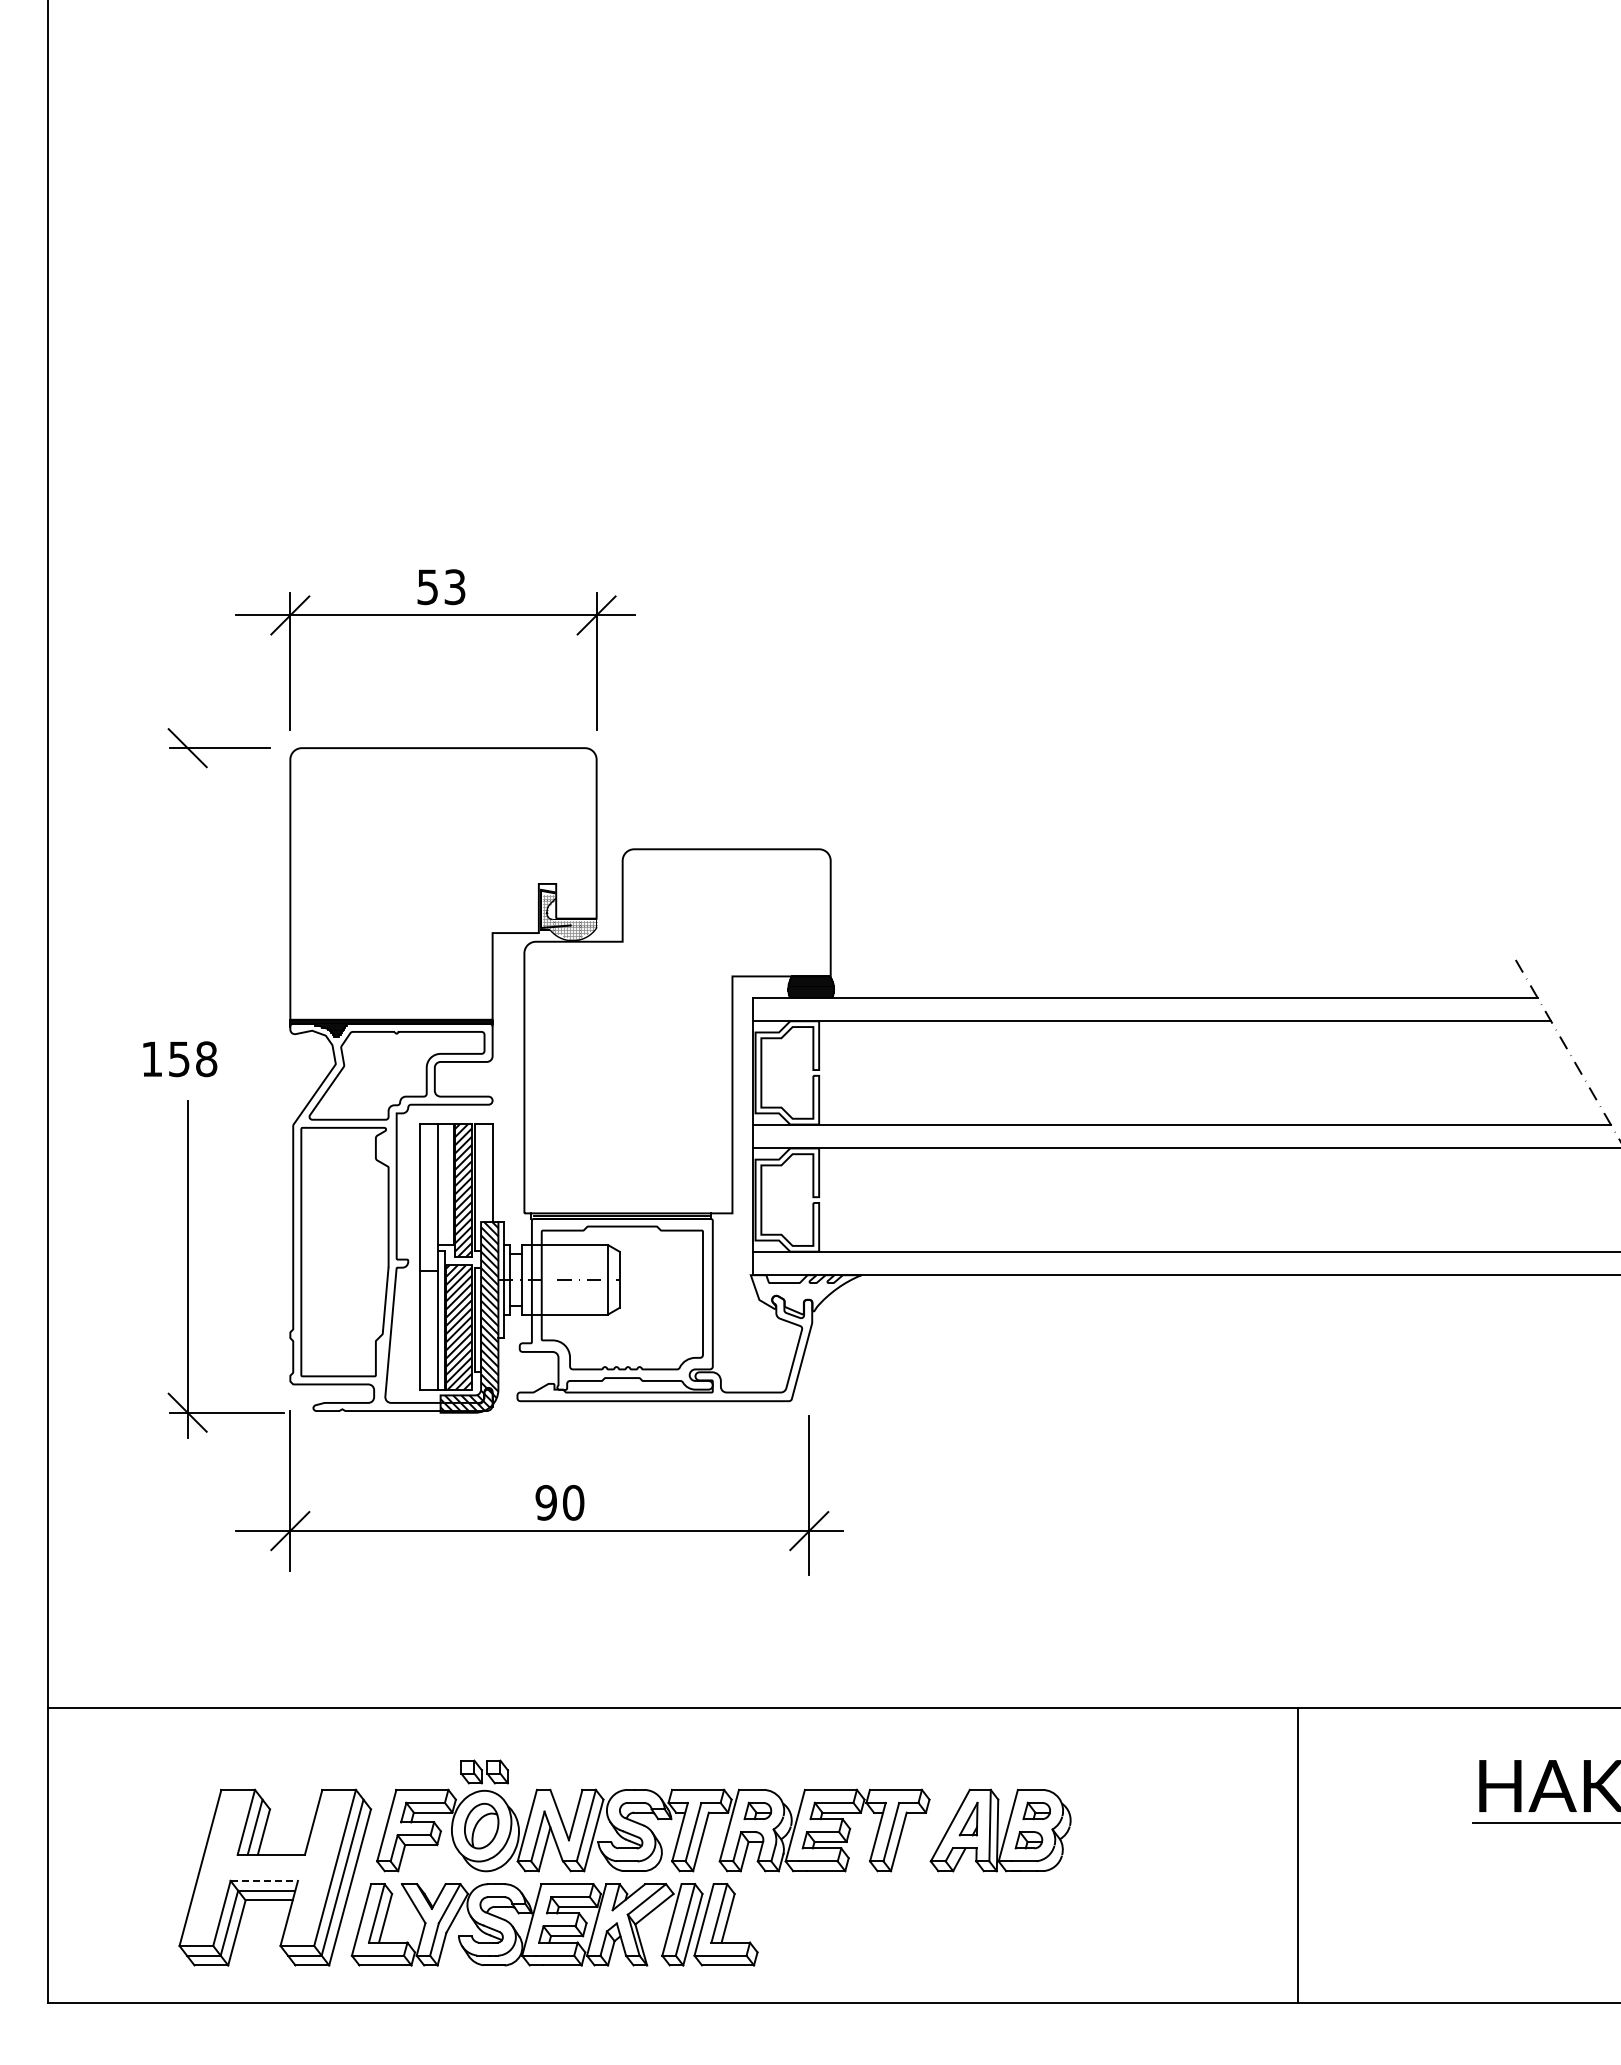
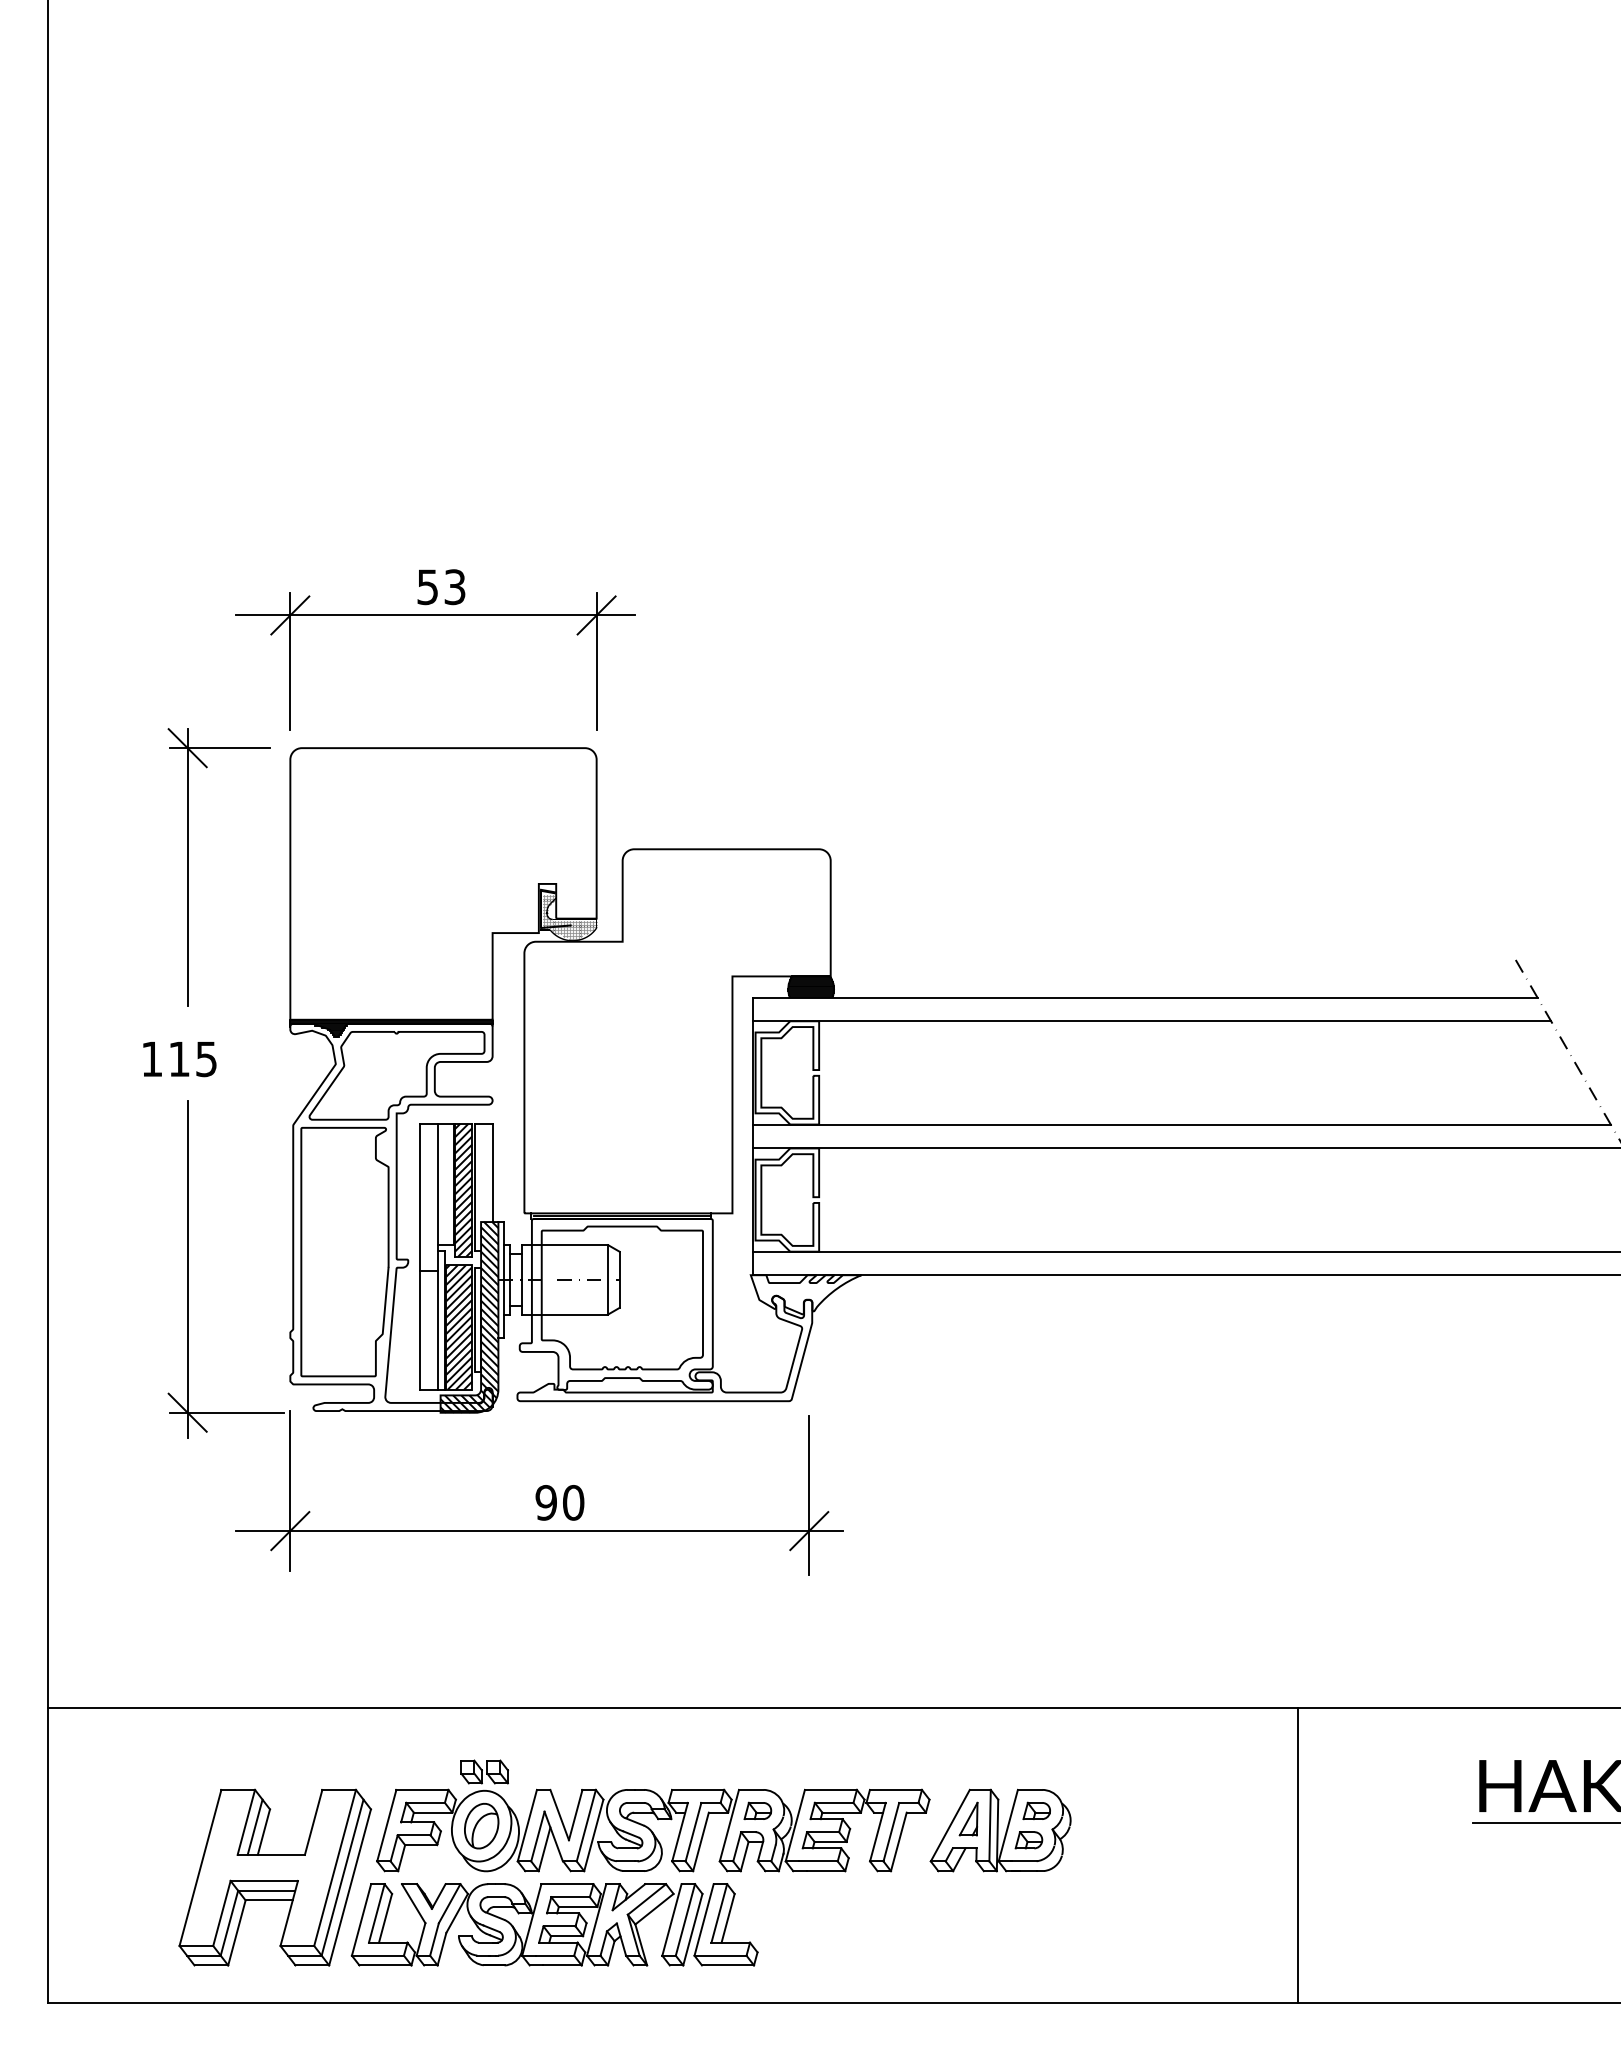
line: none -> present (187, 867)
text: 158 -> 115 (193, 1059)
line: dashed -> solid (264, 1880)
